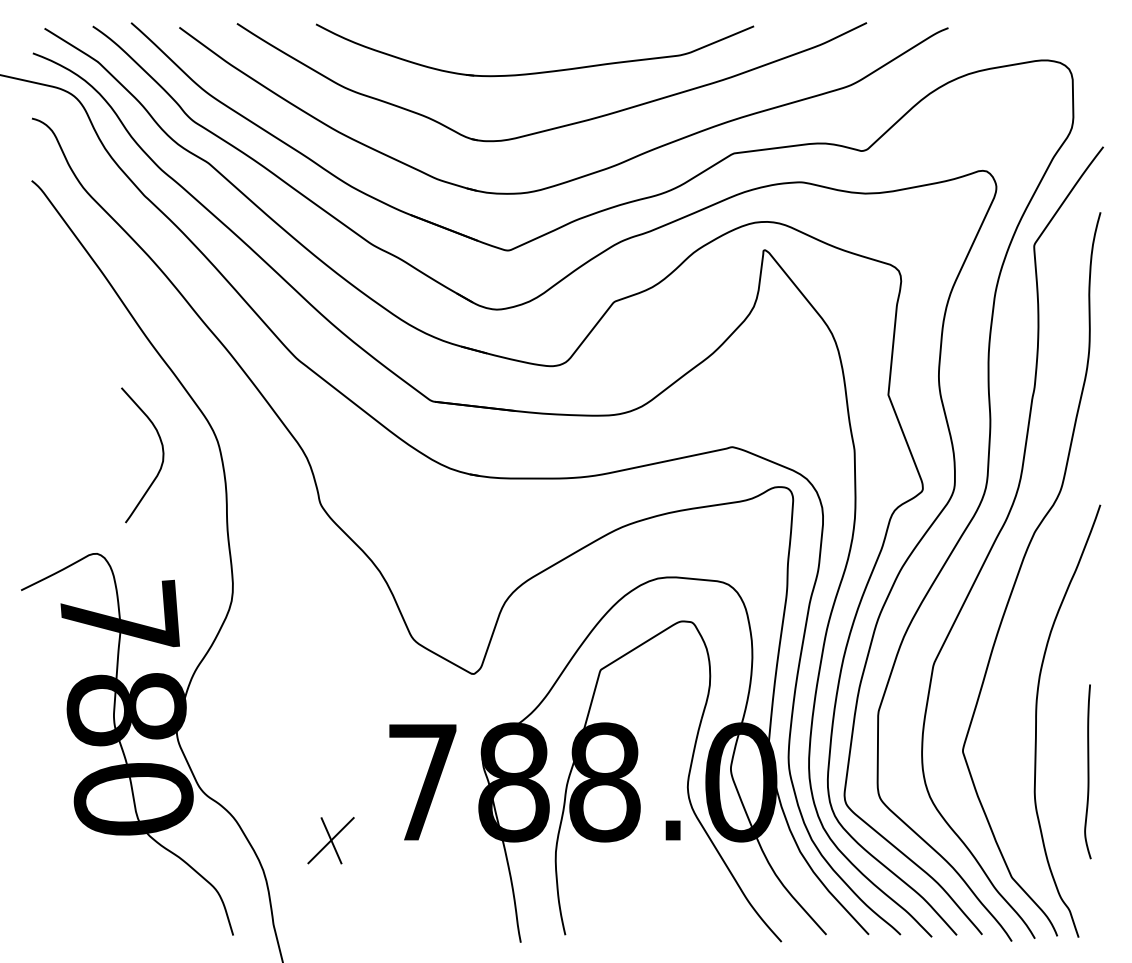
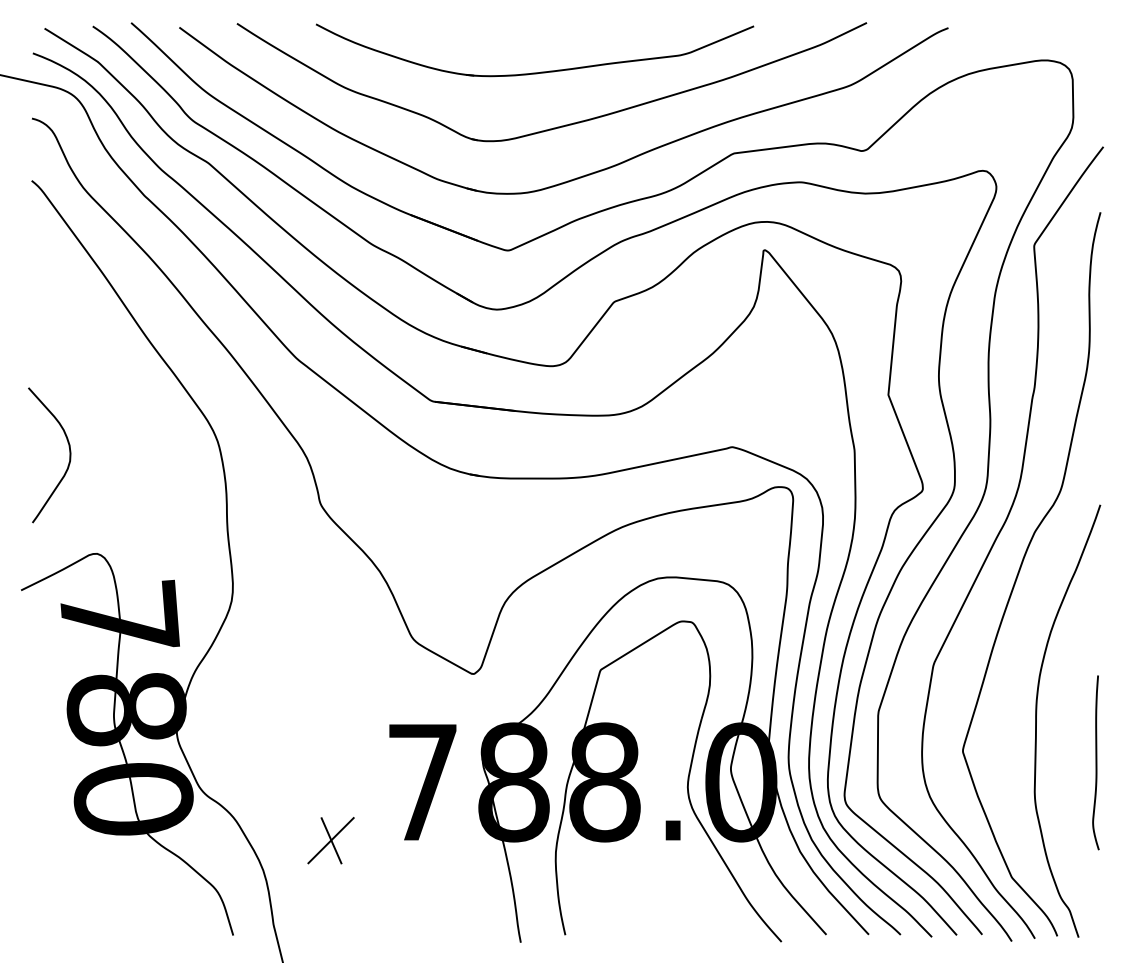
curve position: (162, 455) -> (69, 455) (69, 455)
curve position: (1087, 771) -> (1095, 762) (1095, 762)
